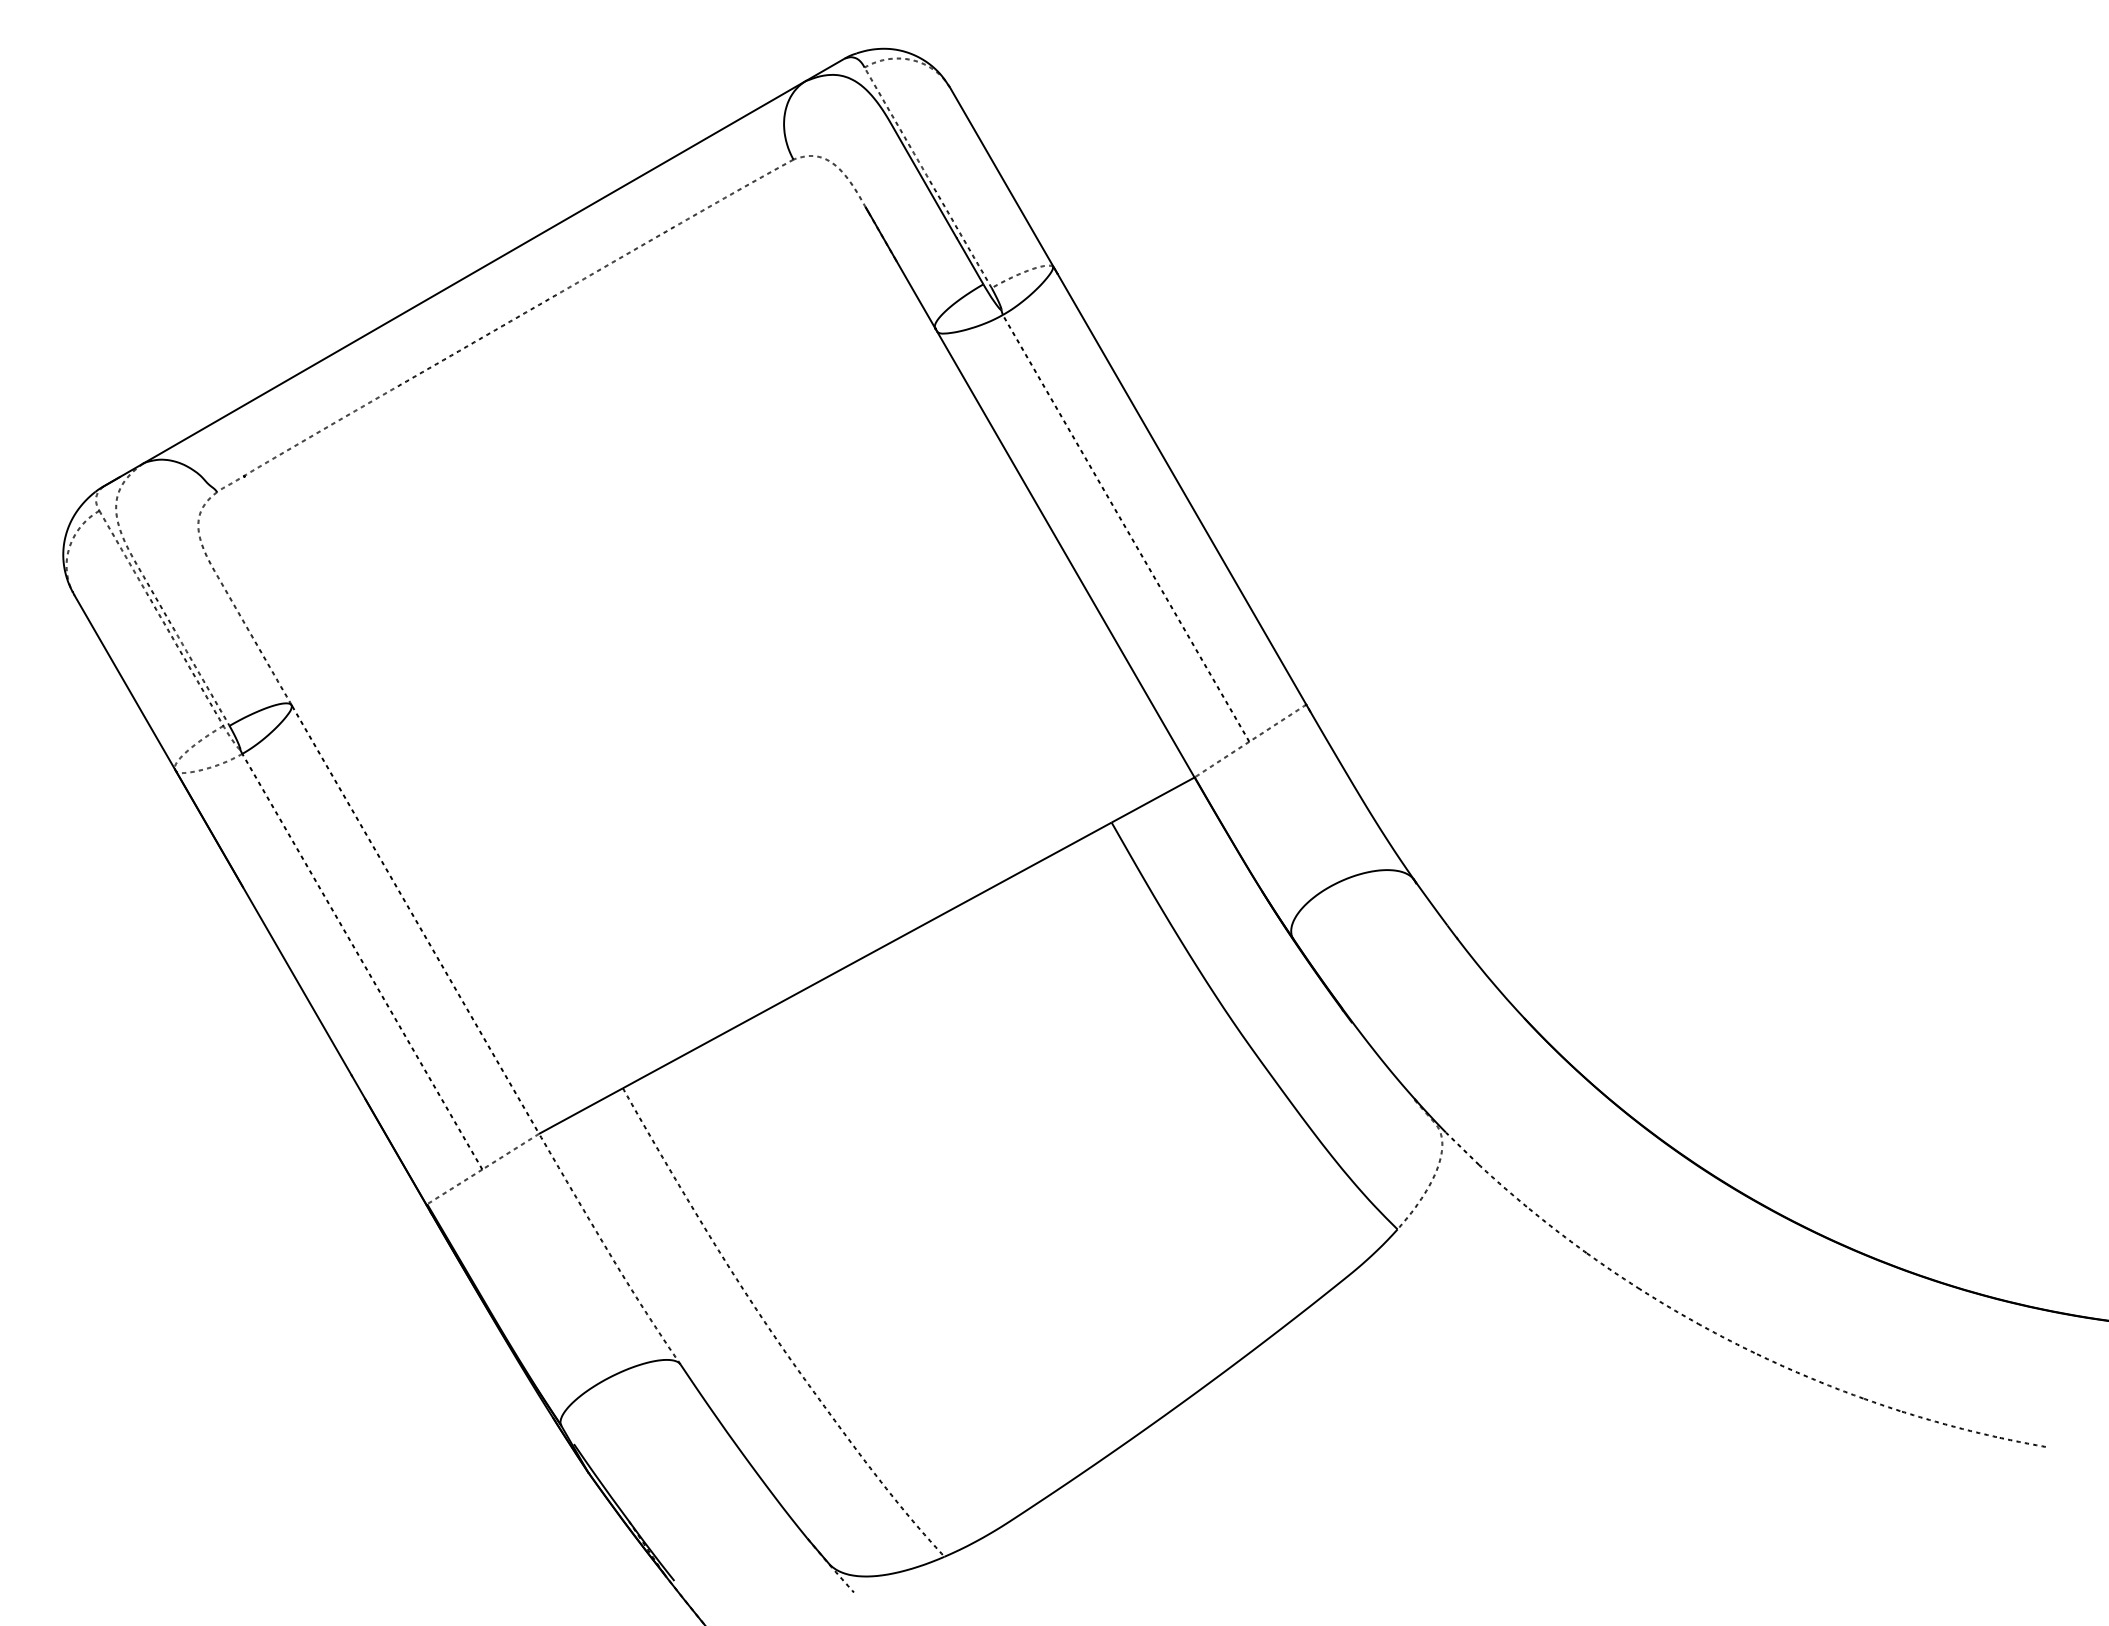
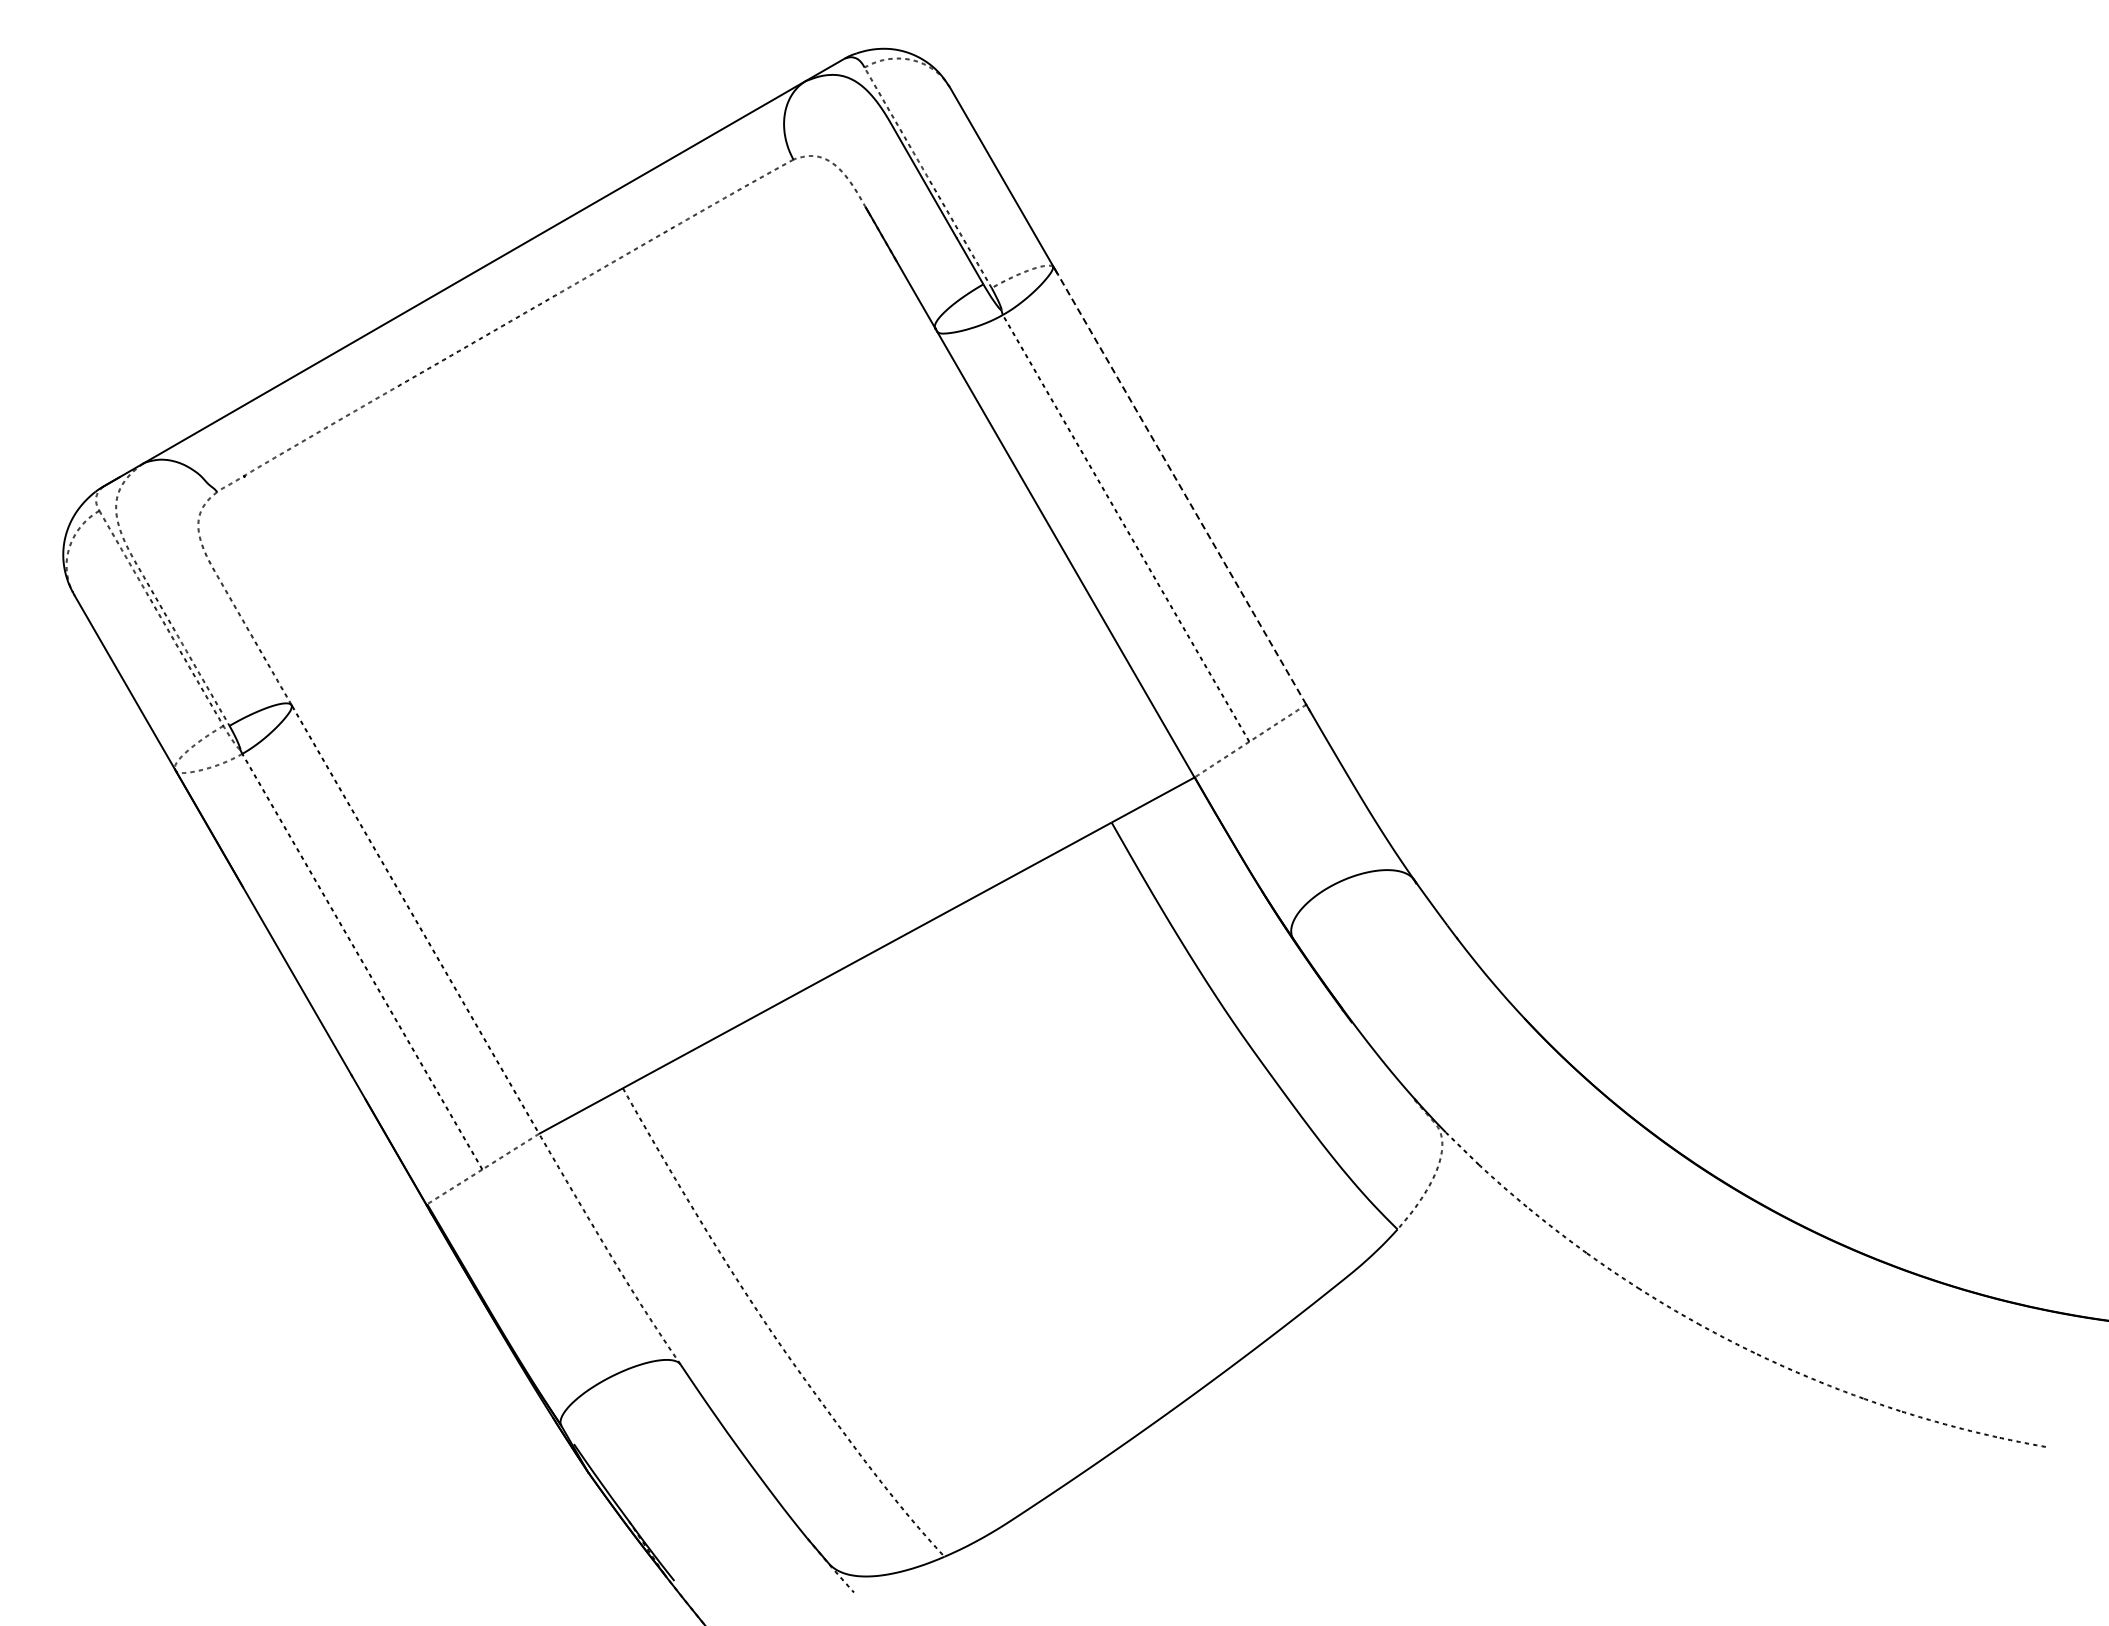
line: solid -> dashed (1181, 489)
